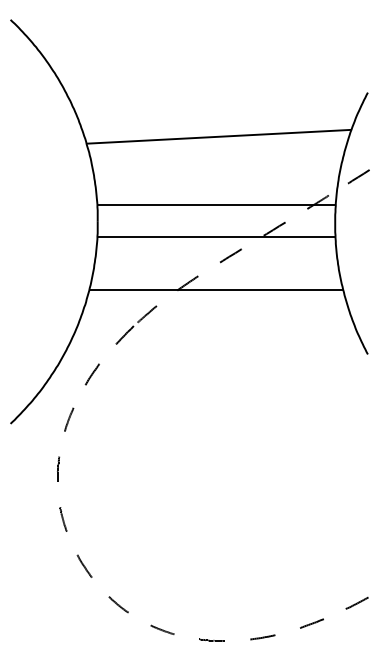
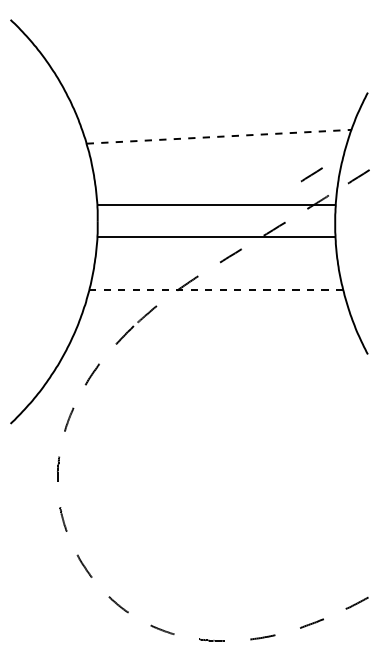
line: solid -> dashed (219, 136)
line: none -> present (311, 174)
line: solid -> dashed (216, 289)
